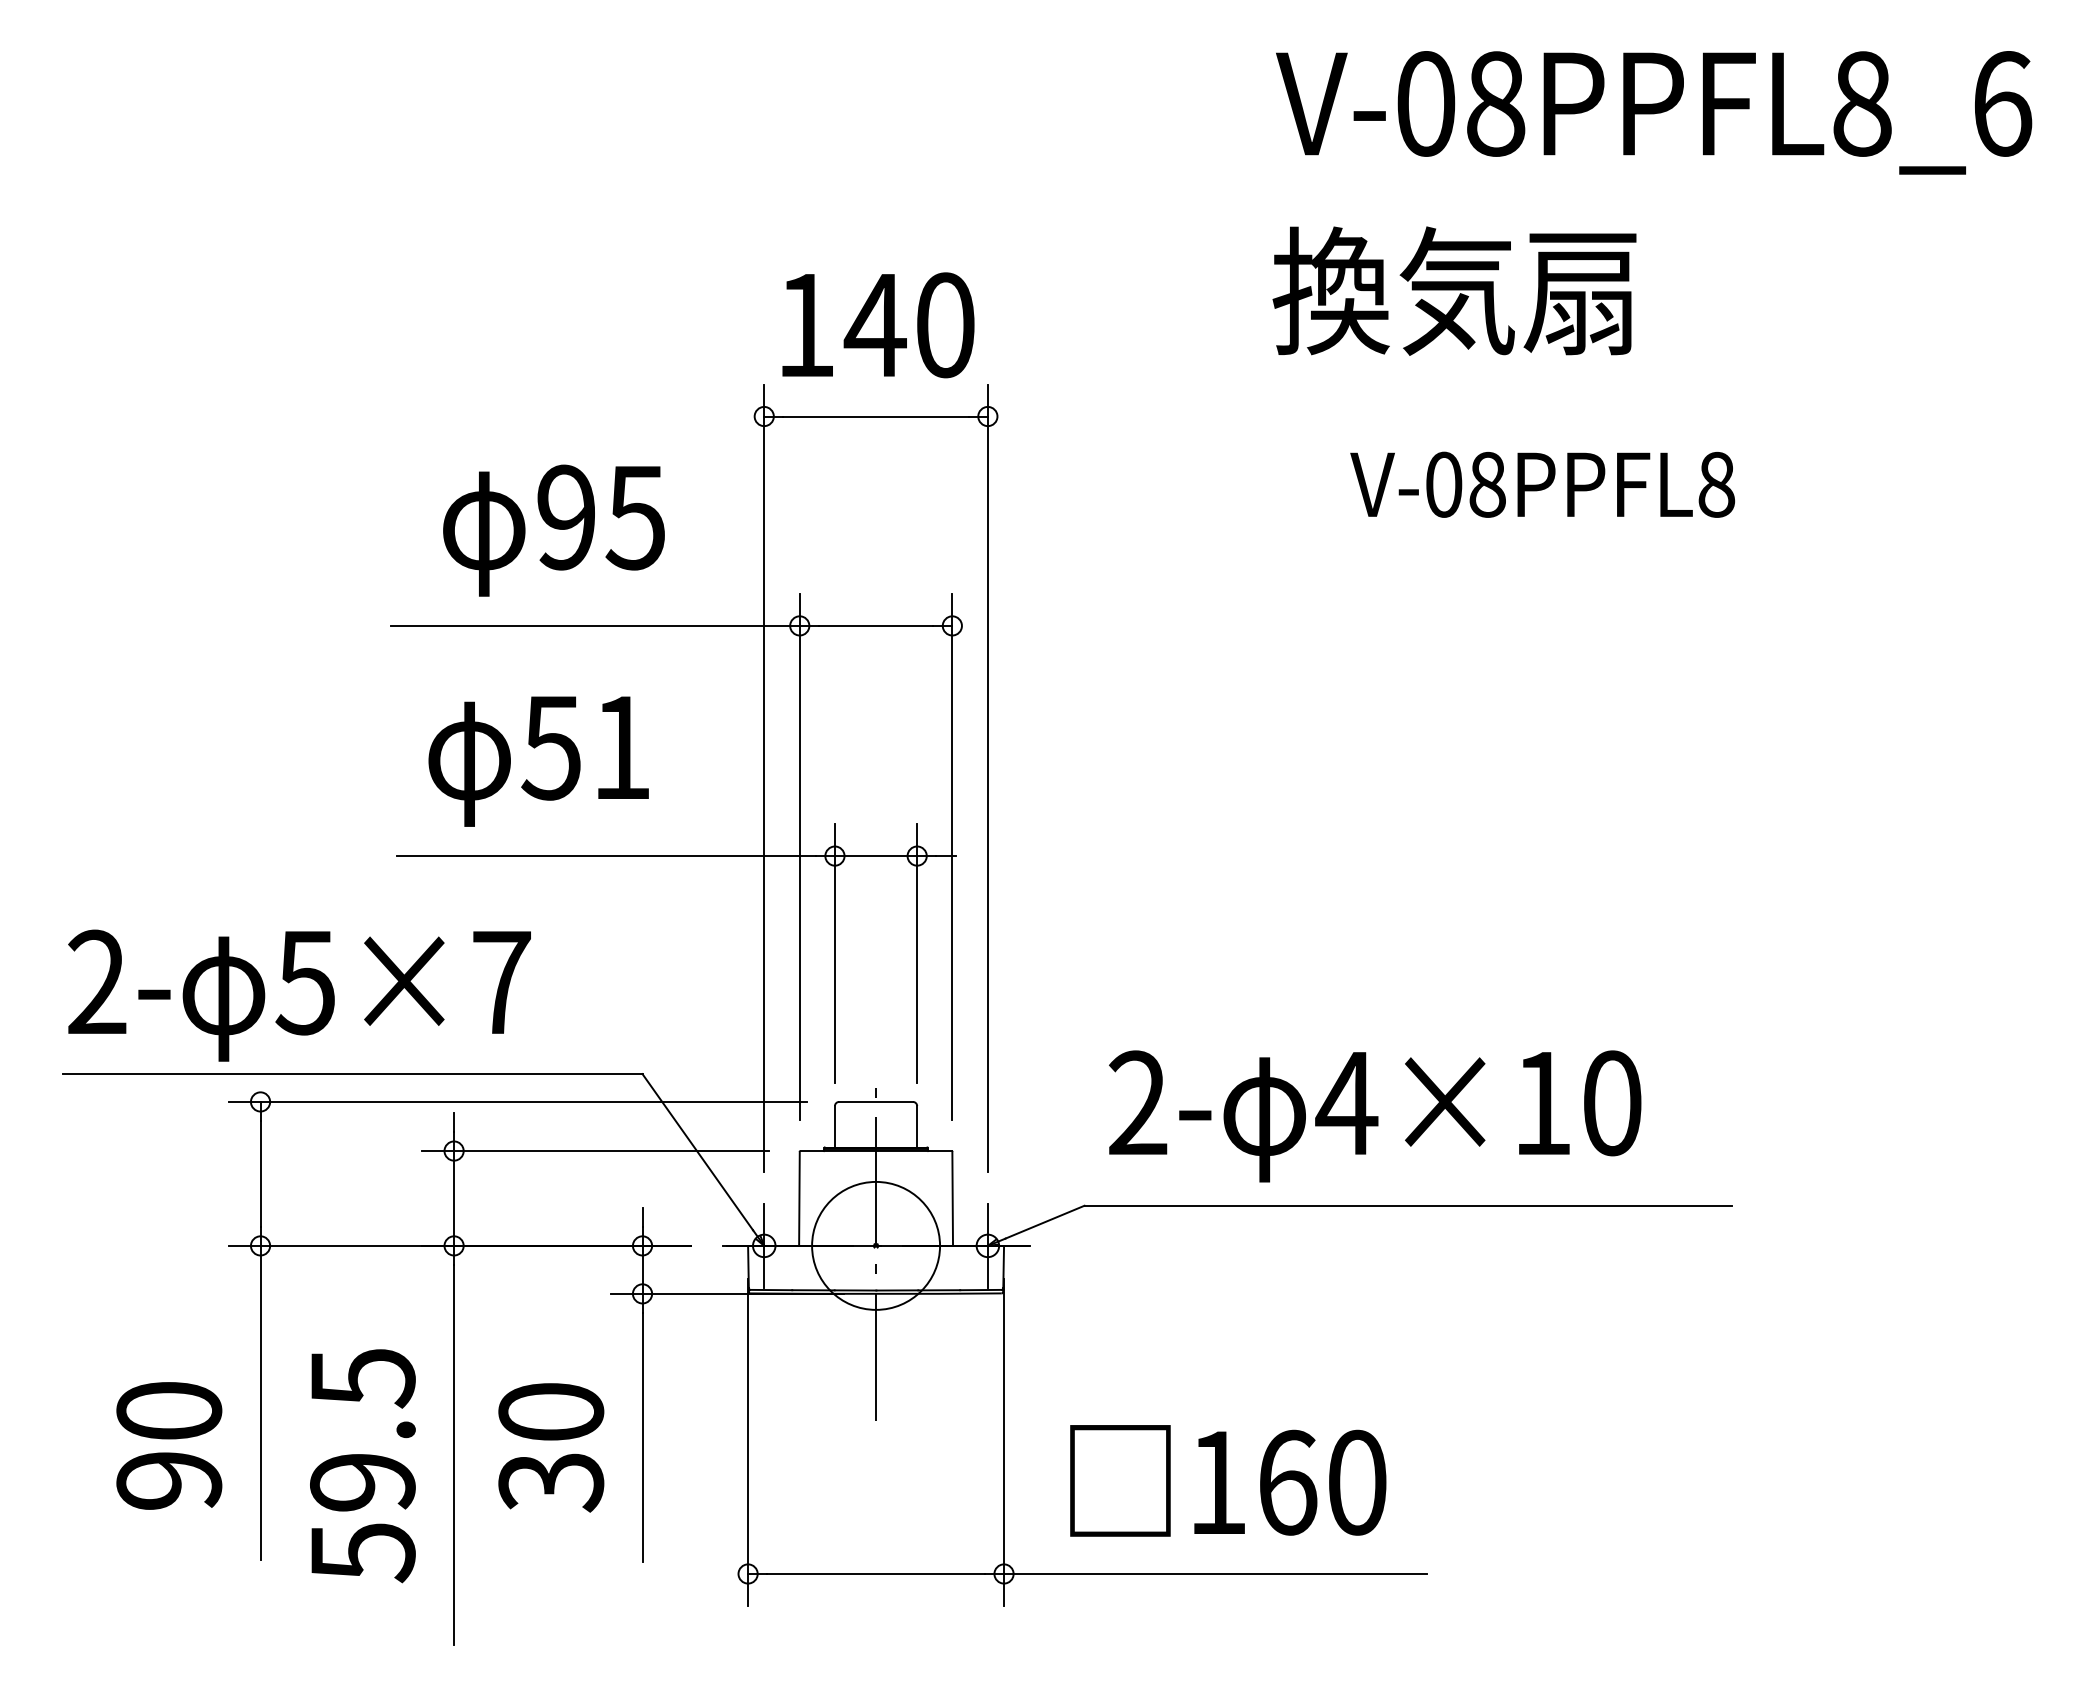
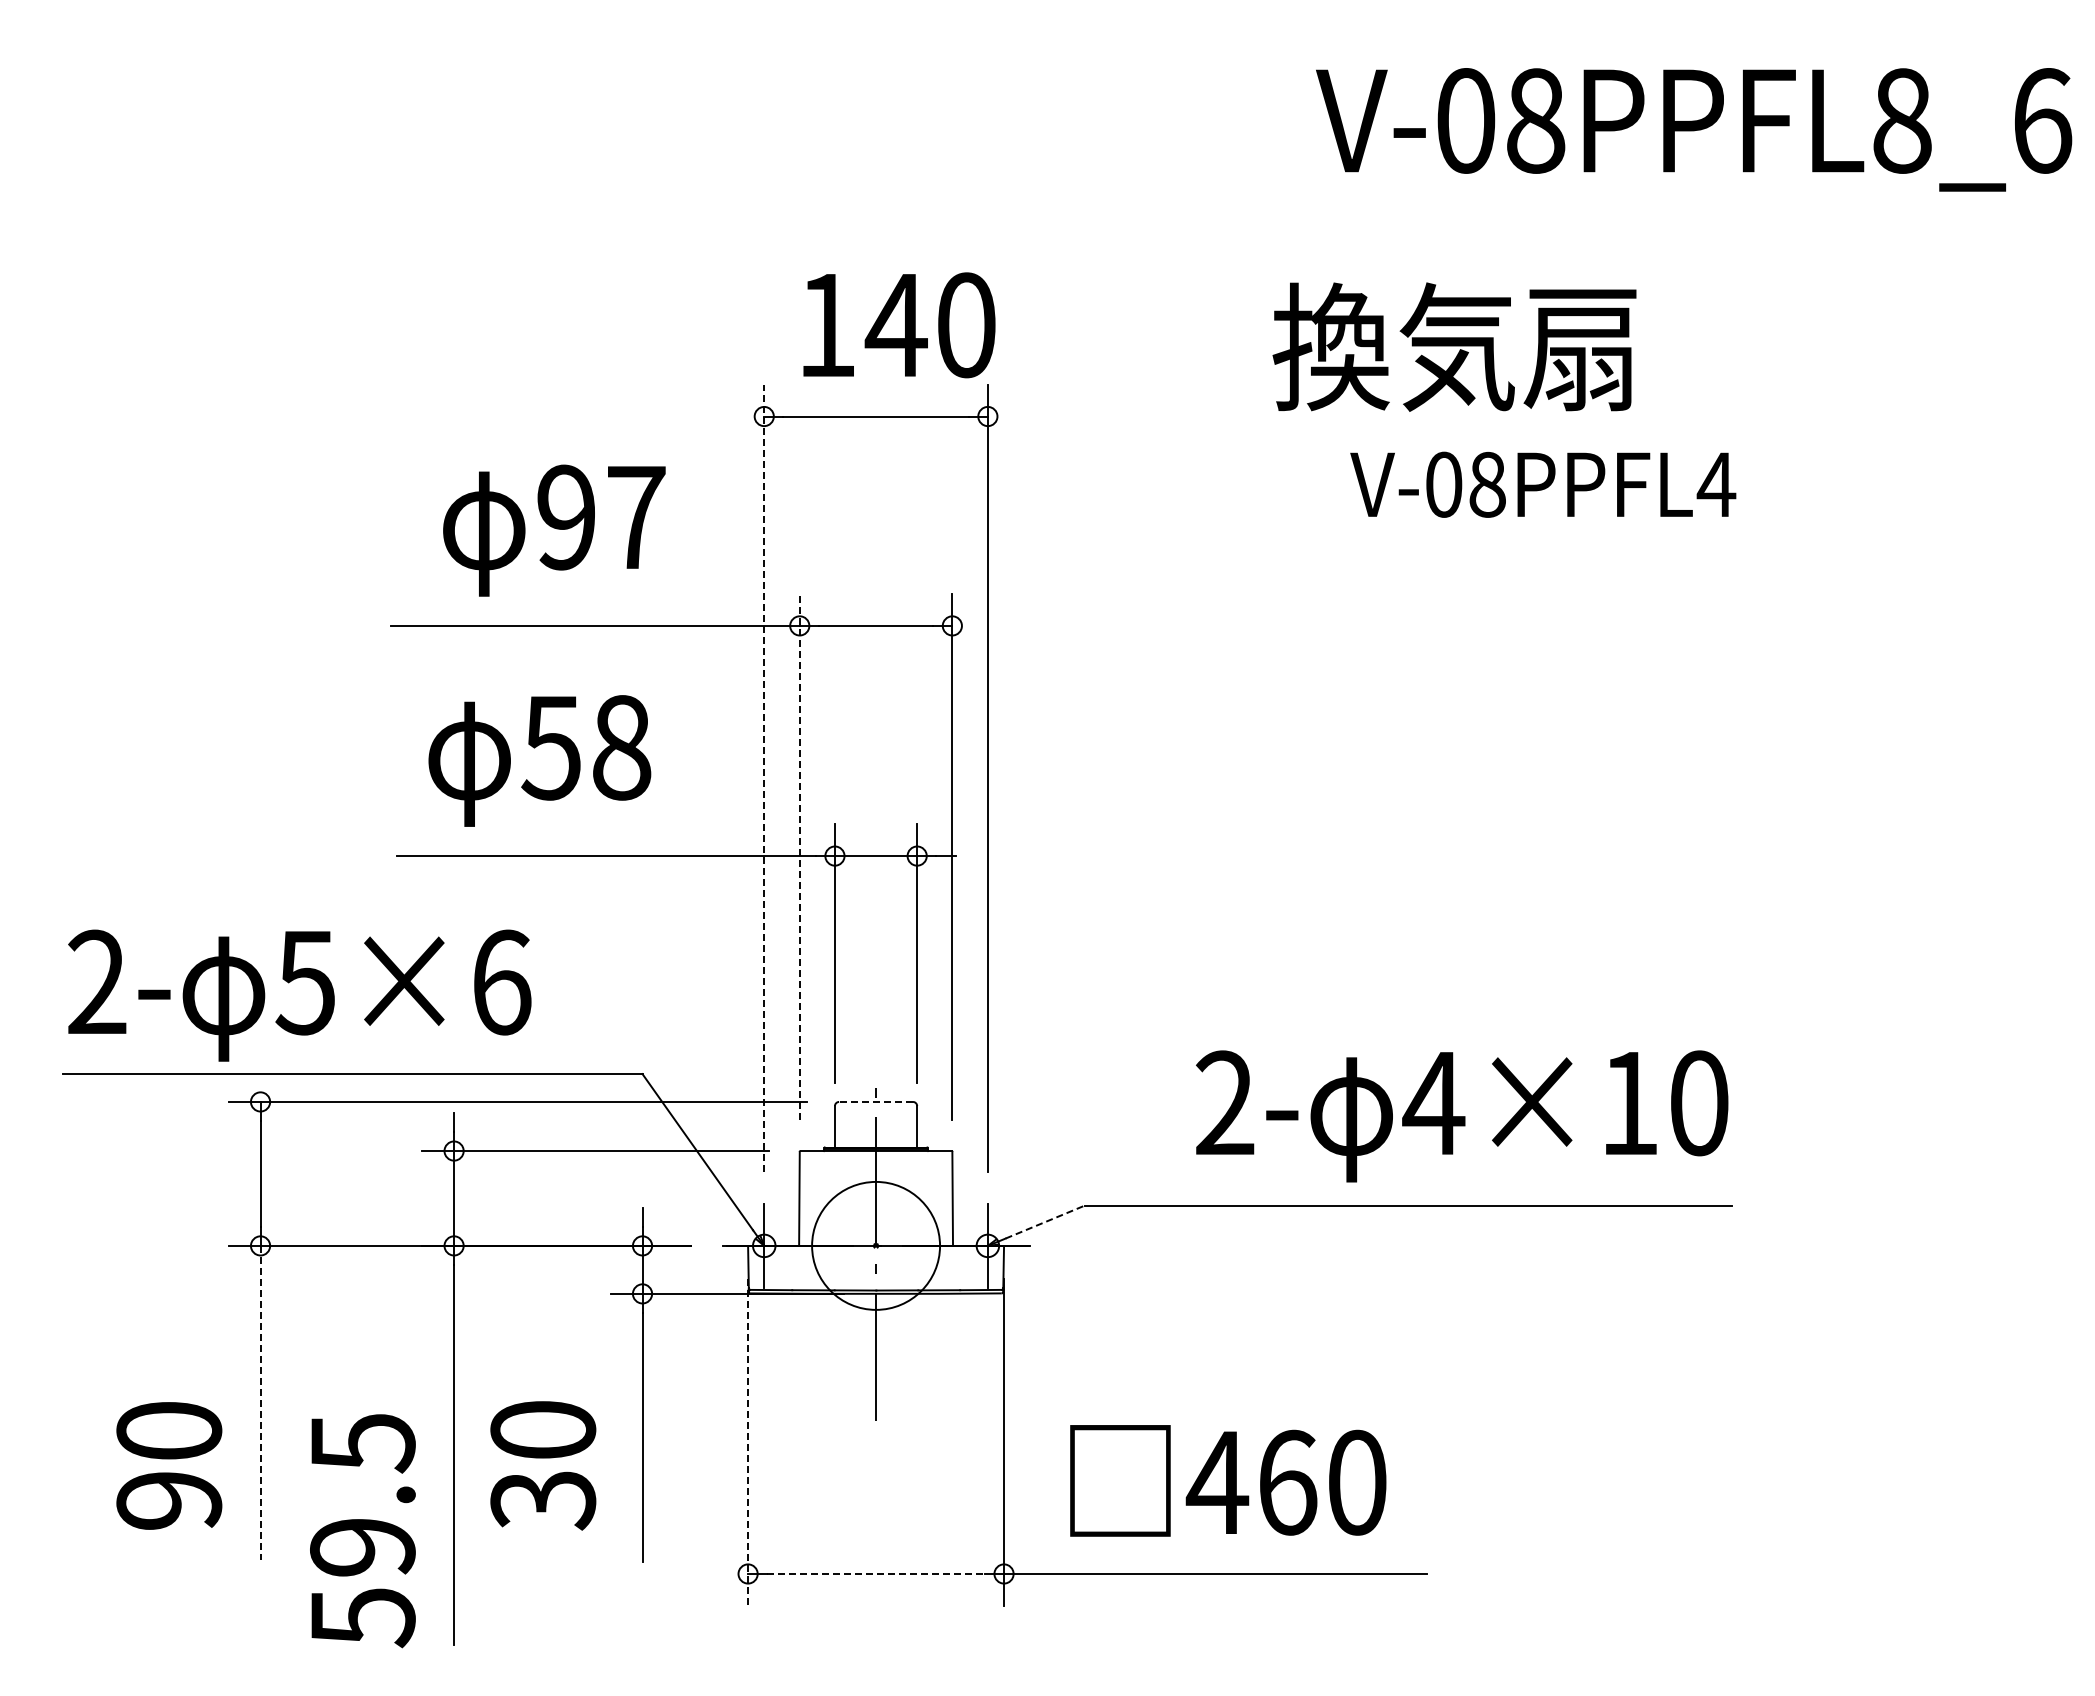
text position: (1654, 112) -> (1694, 129) (1694, 129)
text position: (1454, 290) -> (1454, 346) (1454, 346)
text position: (878, 325) -> (899, 325) (899, 325)
text: V-08PPFL8 -> V-08PPFL4 (1716, 484)
text: 95 -> 97 (635, 518)
text: 51 -> 58 (622, 747)
line: solid -> dashed (764, 778)
line: solid -> dashed (799, 856)
text: 5×7 -> 5×6 (502, 982)
line: solid -> dashed (876, 1101)
text position: (1375, 1116) -> (1462, 1116) (1462, 1116)
line: solid -> dashed (1045, 1222)
line: solid -> dashed (260, 1403)
line: solid -> dashed (748, 1442)
text position: (169, 1445) -> (169, 1465) (169, 1465)
text position: (551, 1447) -> (543, 1465) (543, 1465)
text position: (362, 1466) -> (362, 1531) (362, 1531)
text: 160 -> 460 (1217, 1482)
line: solid -> dashed (876, 1573)
